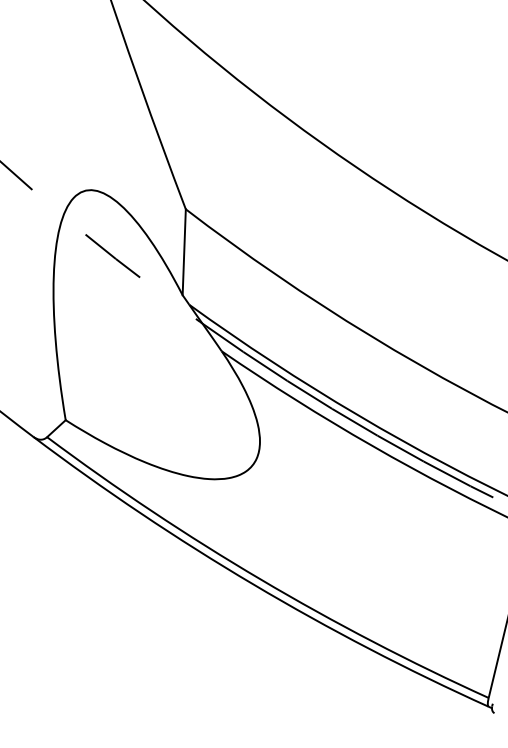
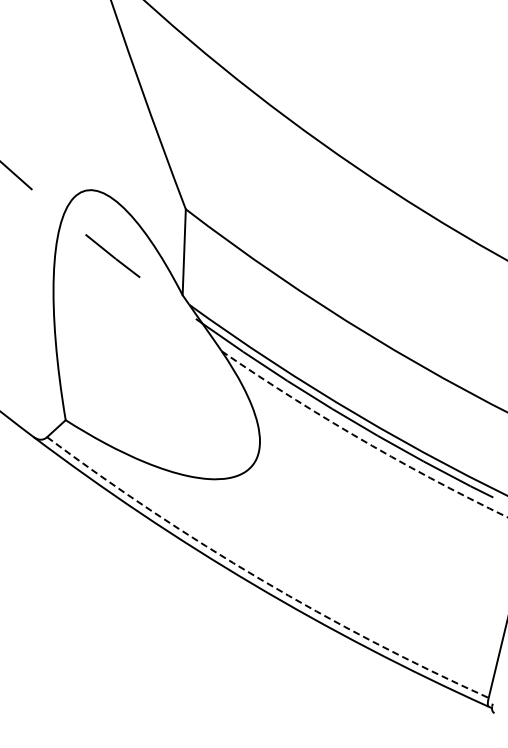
arc: solid -> dashed (361, 439)
arc: solid -> dashed (260, 579)
